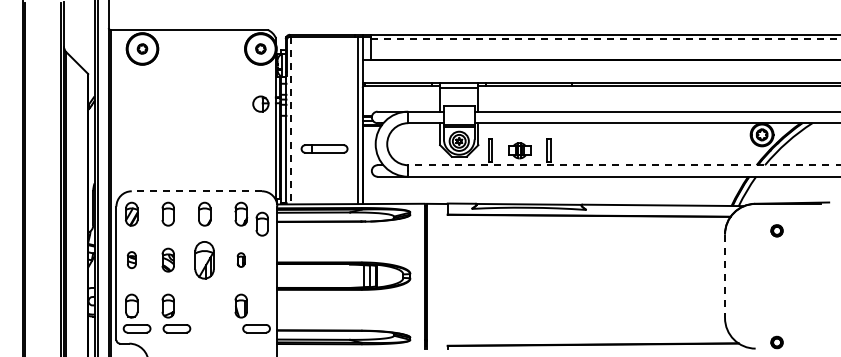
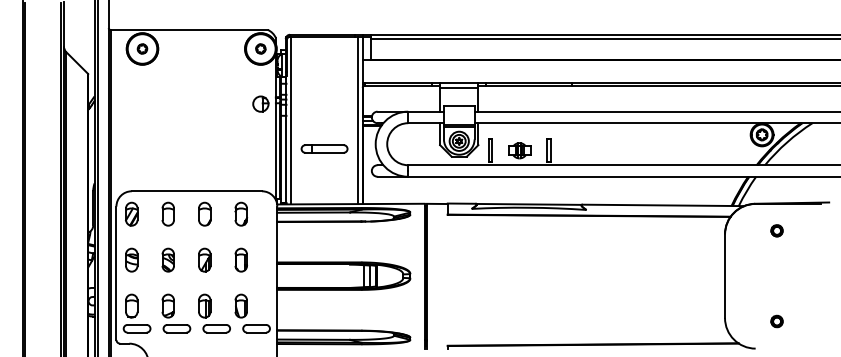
line: dashed -> solid (605, 39)
line: dashed -> solid (291, 120)
line: dashed -> solid (624, 165)
line: dashed -> solid (196, 191)
part: present -> none (261, 223)
part size: 10x18 px -> 14x26 px (131, 259)
part size: 10x16 px -> 14x26 px (240, 259)
part size: 21x39 px -> 14x26 px (204, 259)
line: dashed -> solid (725, 276)
part: none -> present (214, 313)
part position: (776, 342) -> (776, 321) (776, 321)
